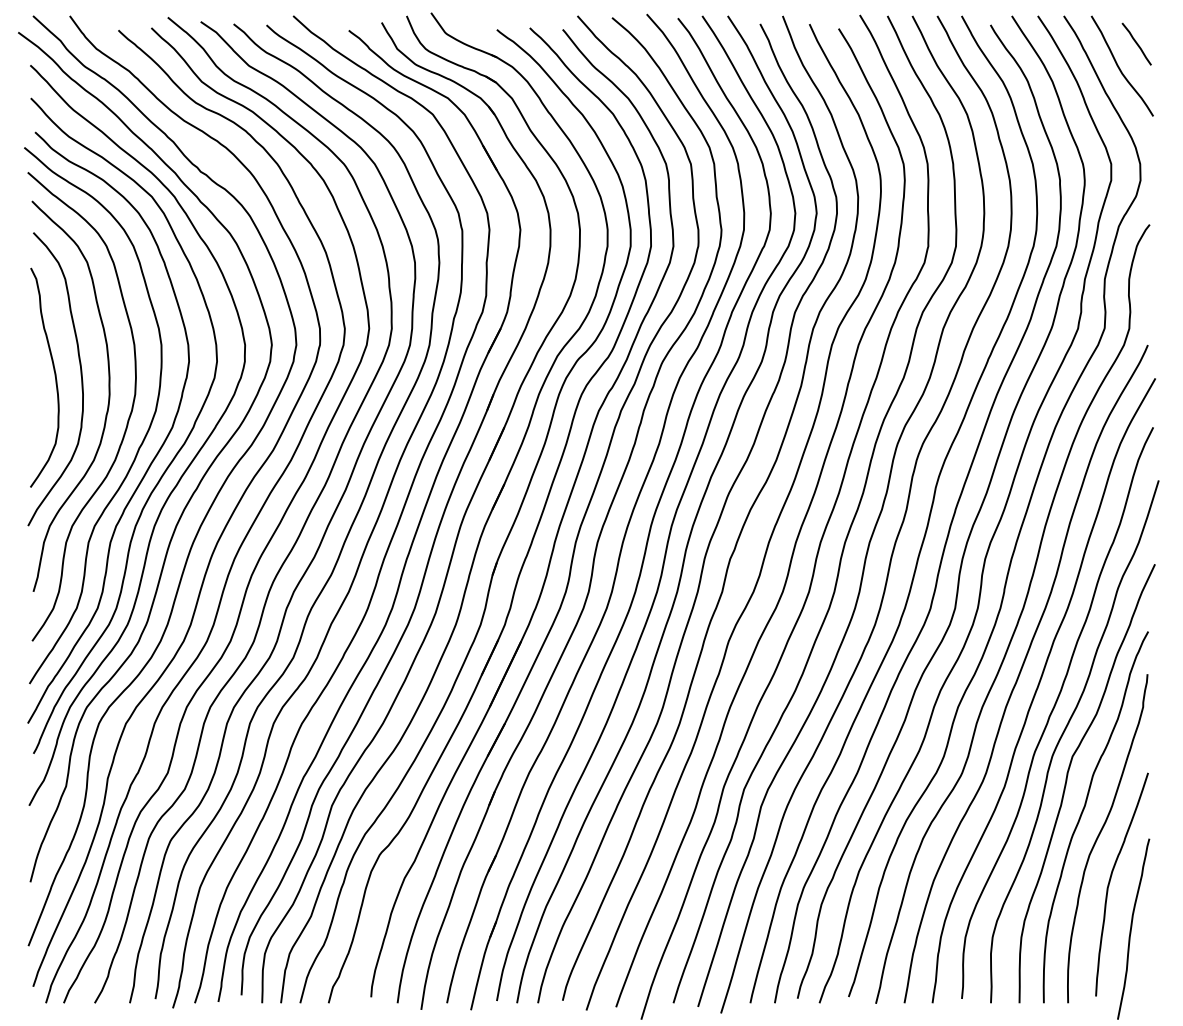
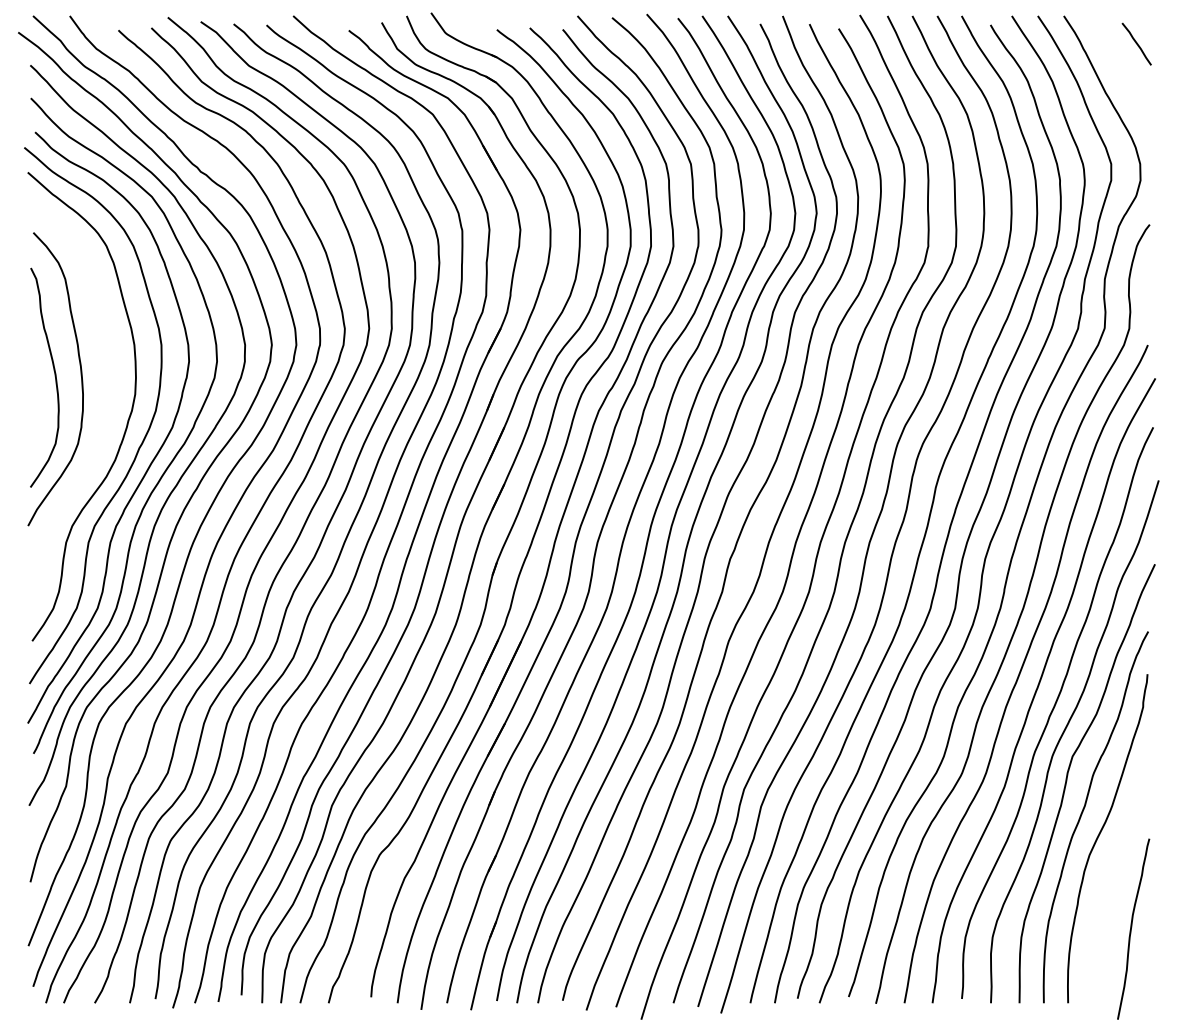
curve: present -> none (1119, 66)
curve: present -> none (108, 395)
curve: present -> none (1110, 882)
